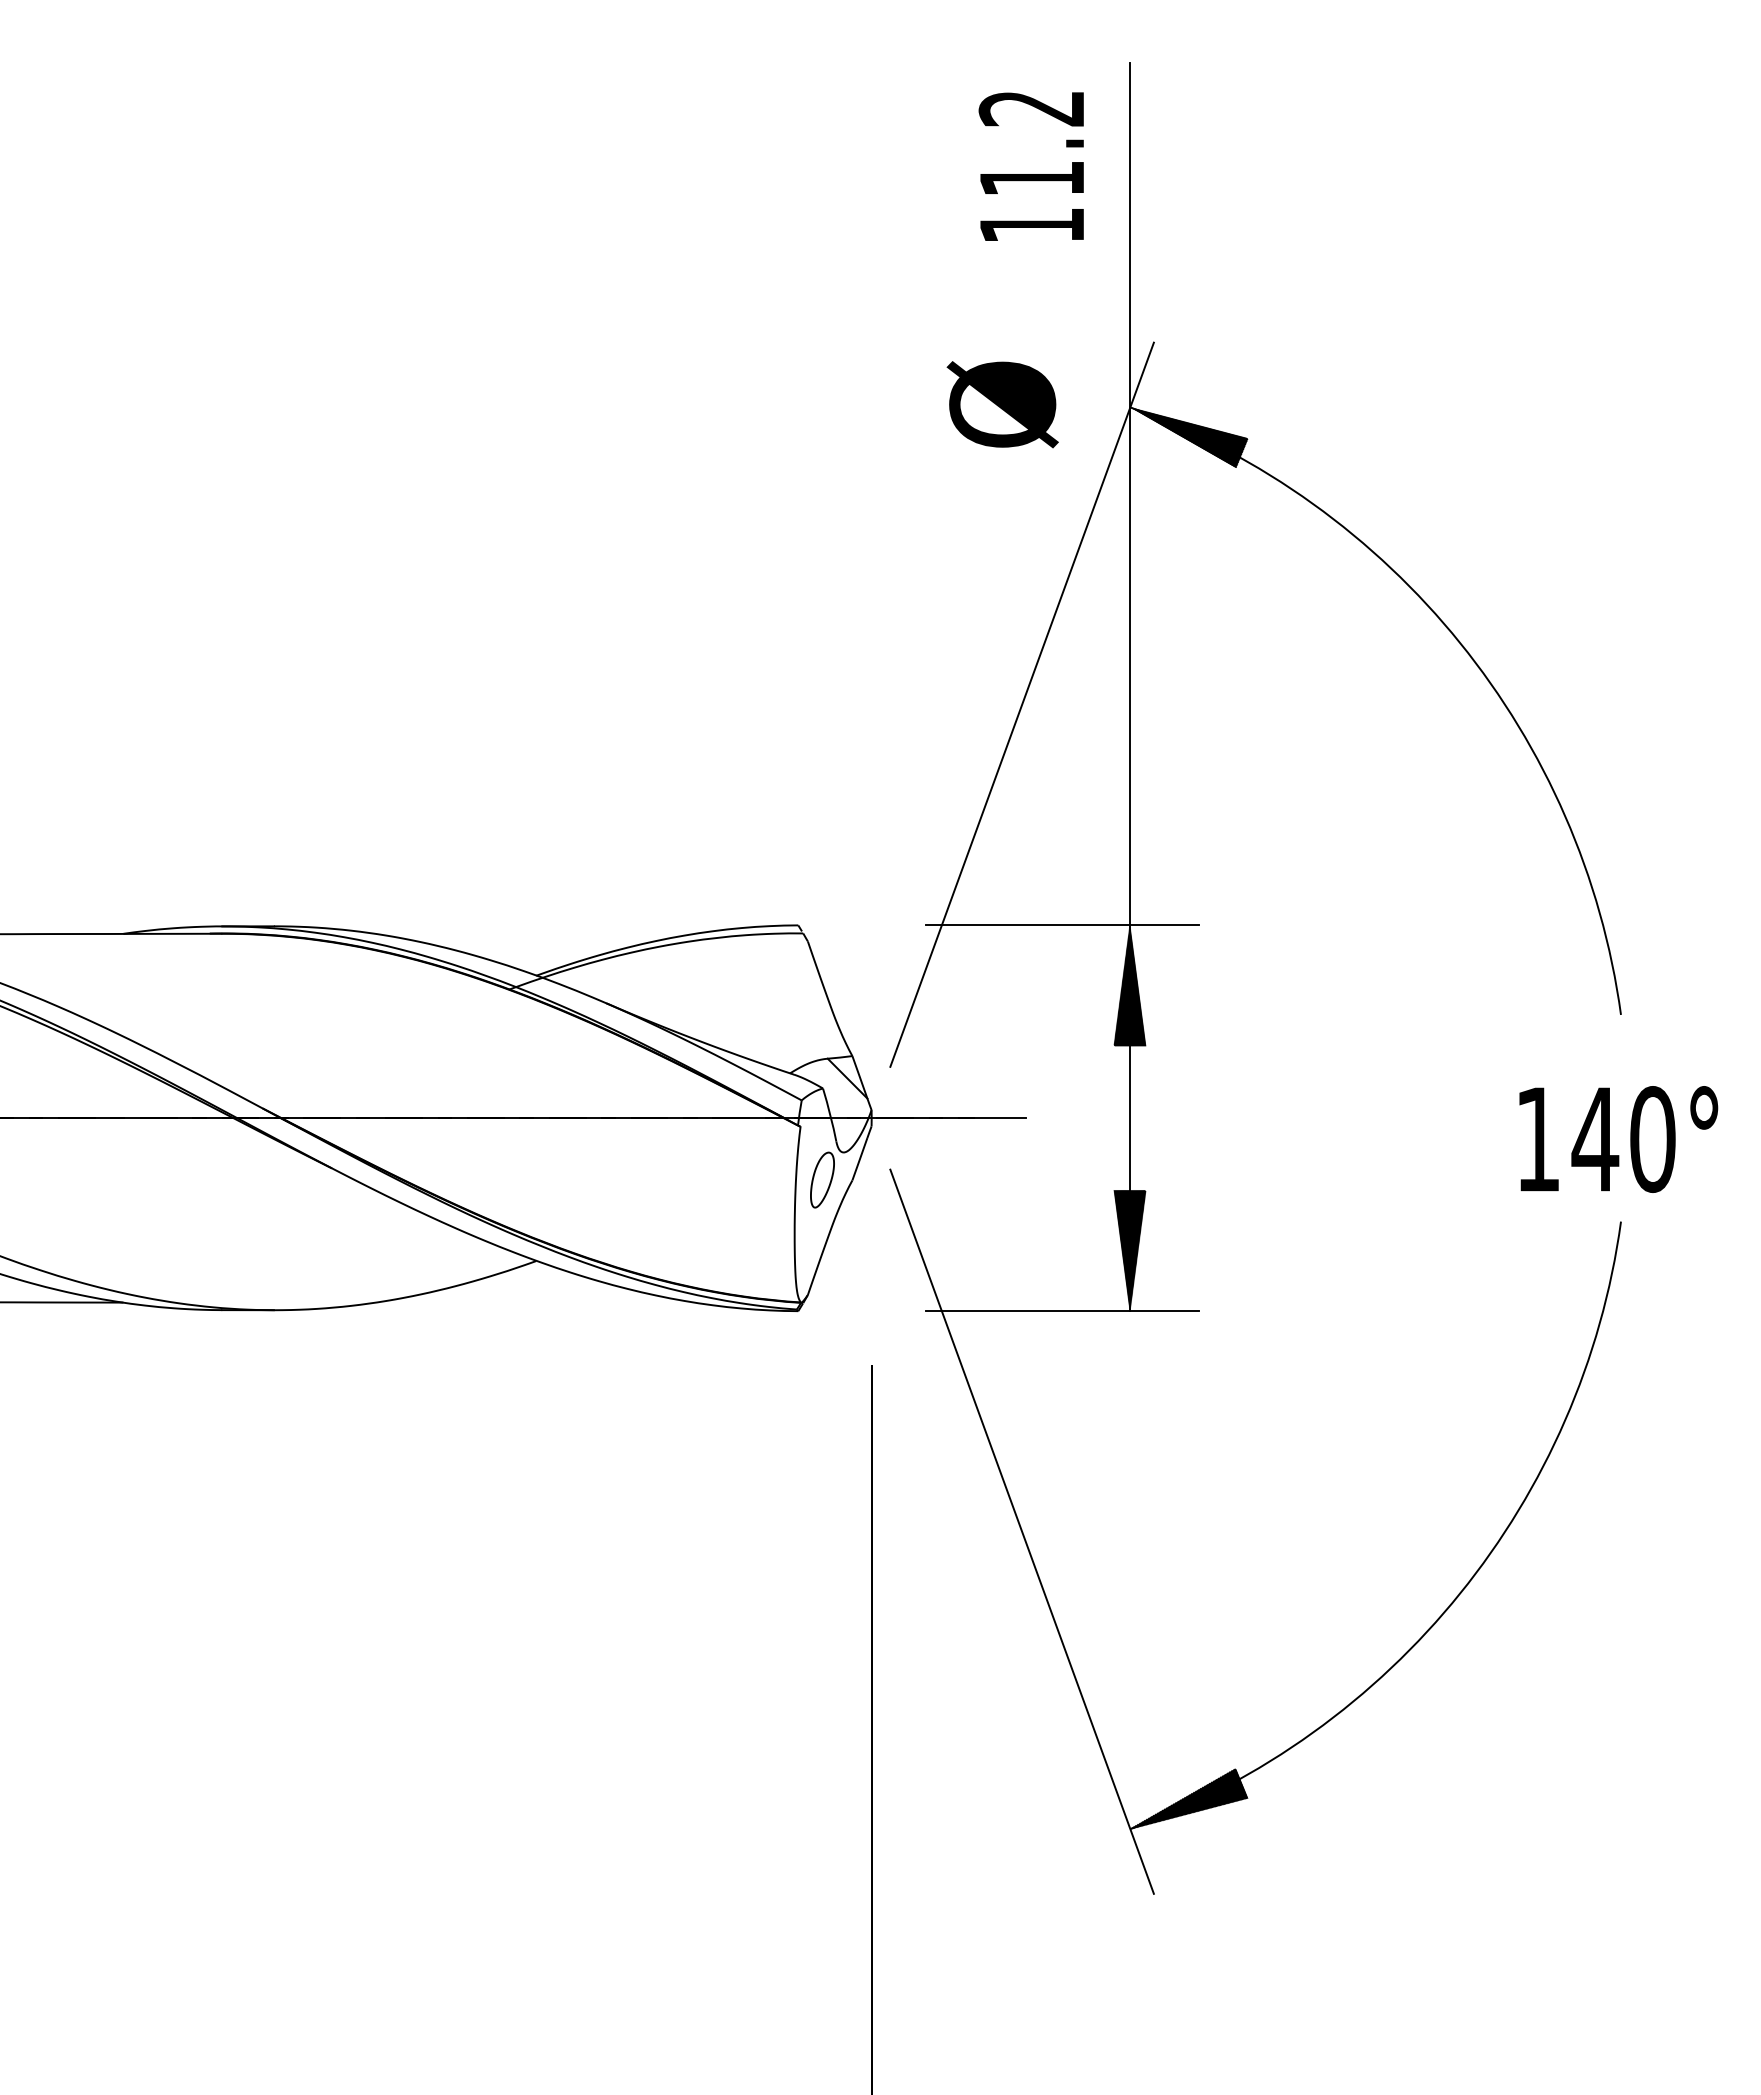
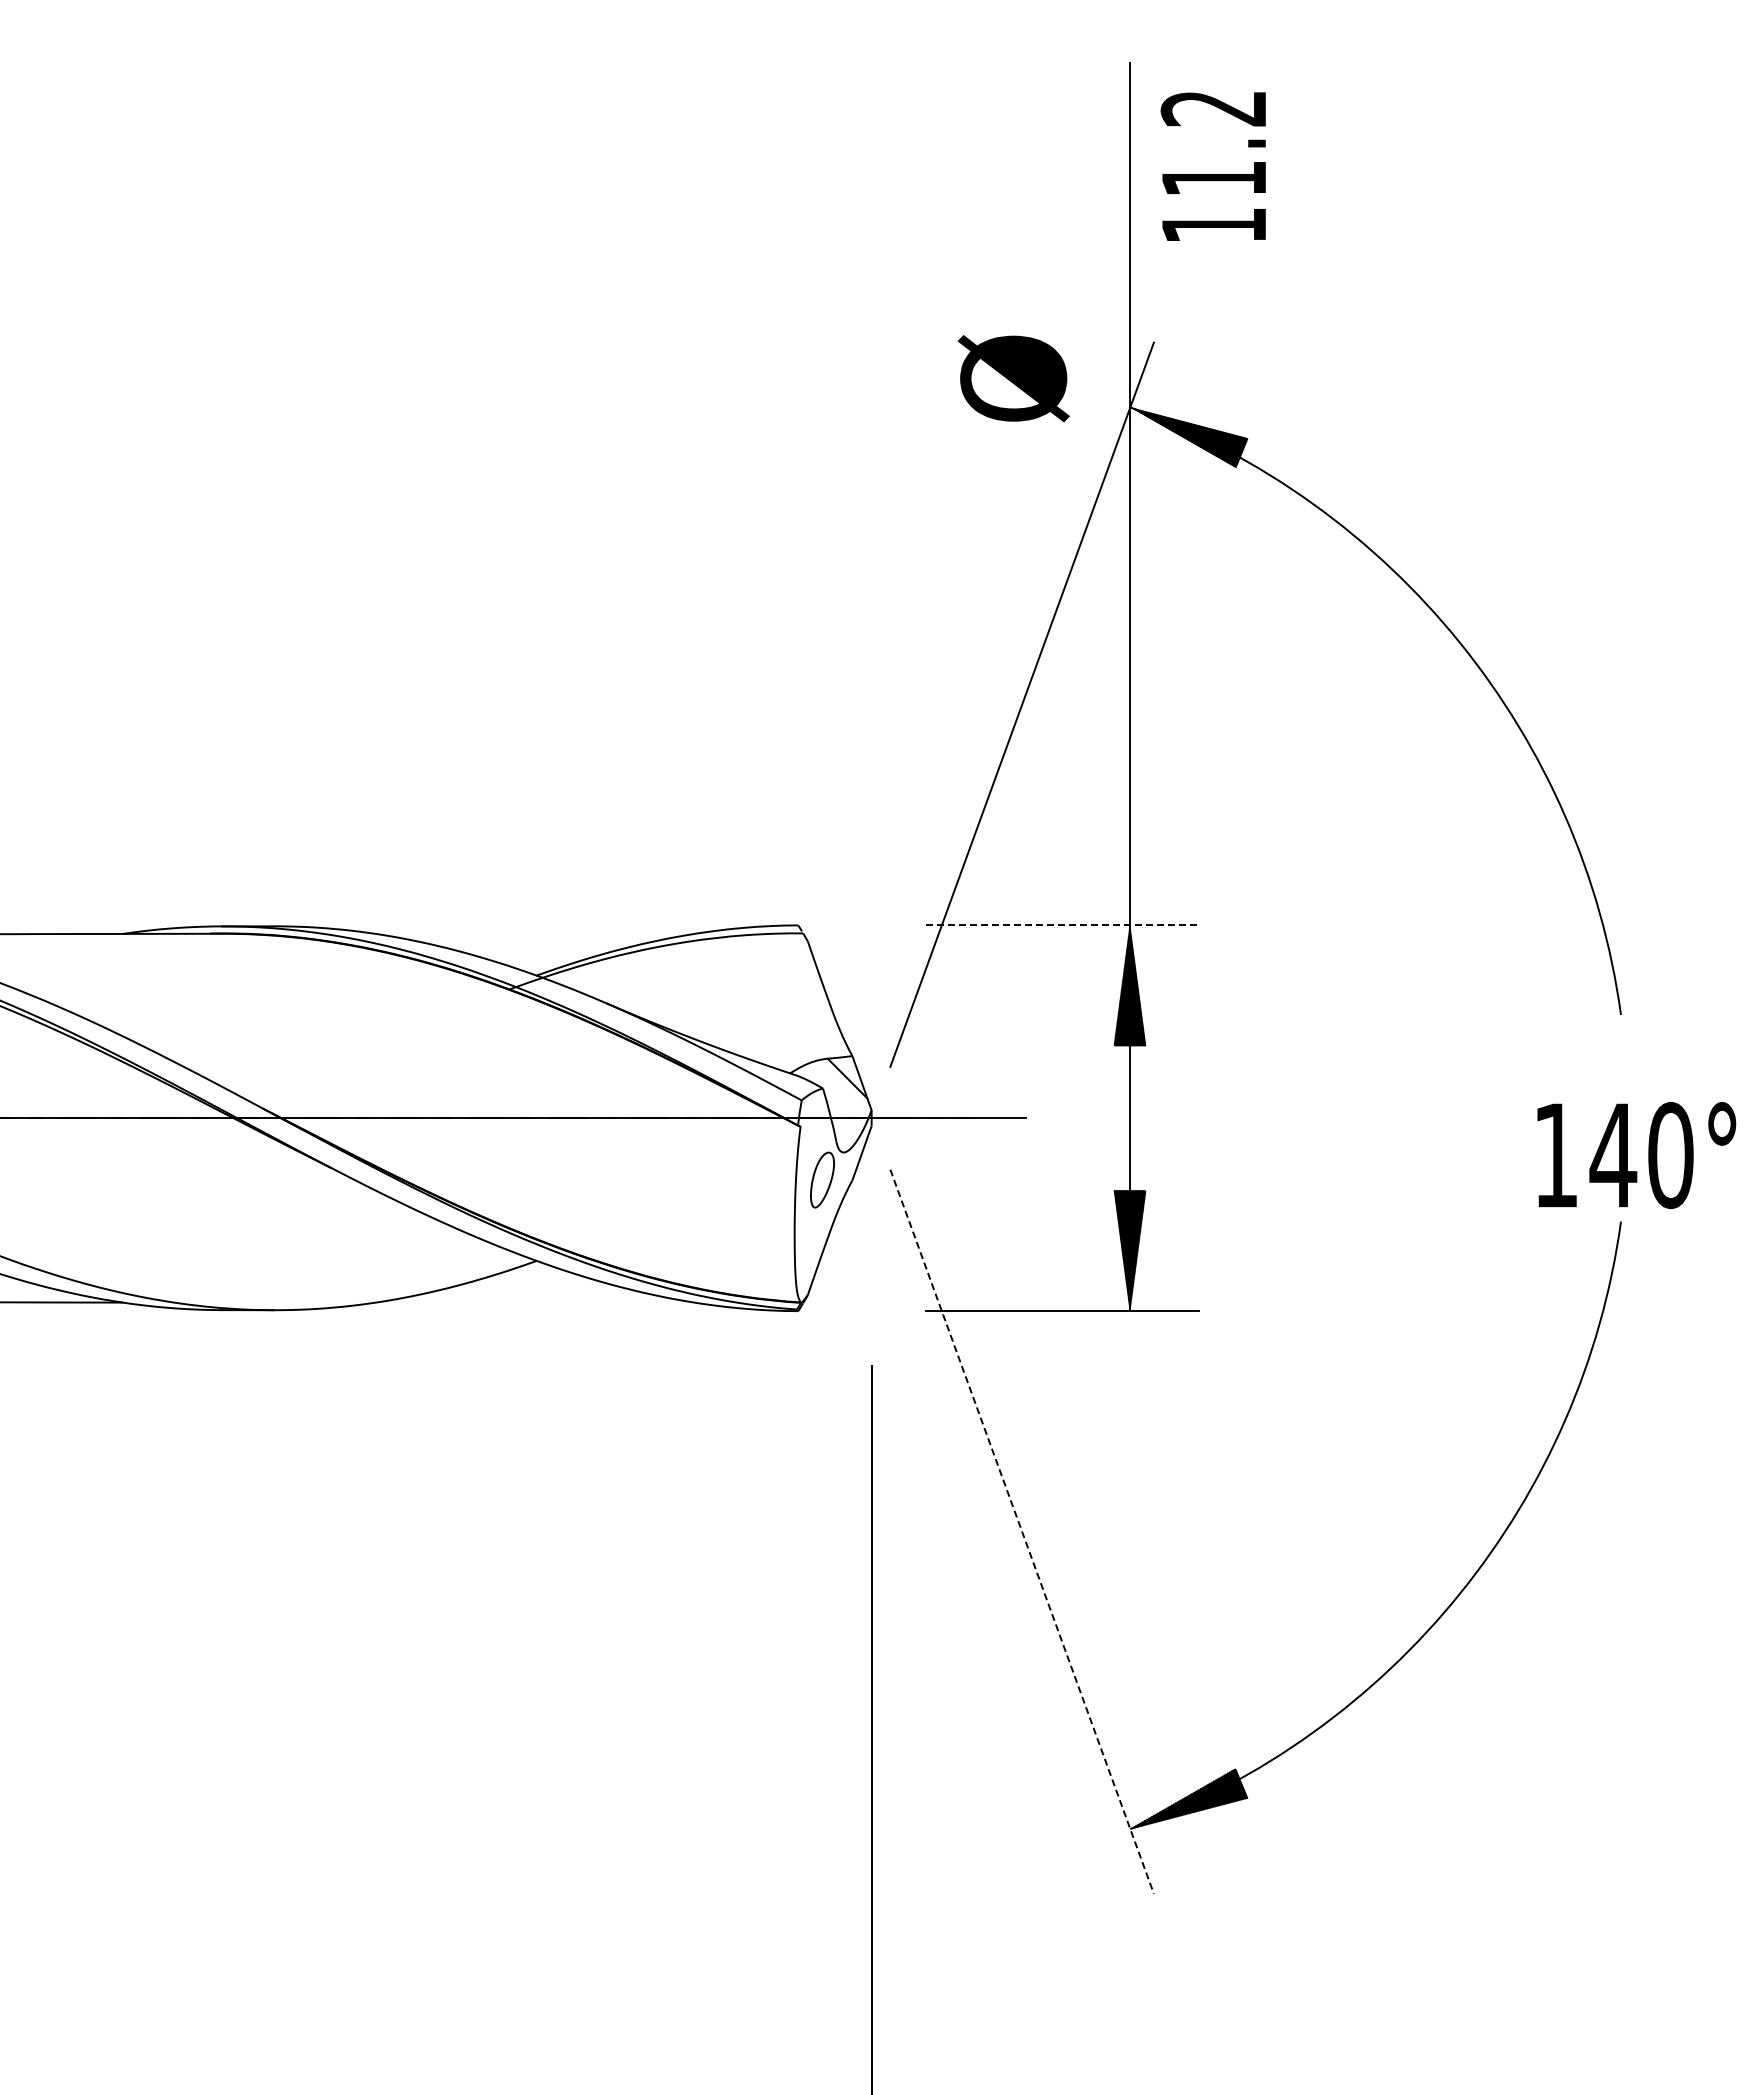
text position: (1030, 166) -> (1212, 166) (1212, 166)
text position: (1002, 404) -> (1013, 378) (1013, 378)
line: solid -> dashed (1063, 925)
text position: (1618, 1139) -> (1636, 1155) (1636, 1155)
line: solid -> dashed (1022, 1532)
